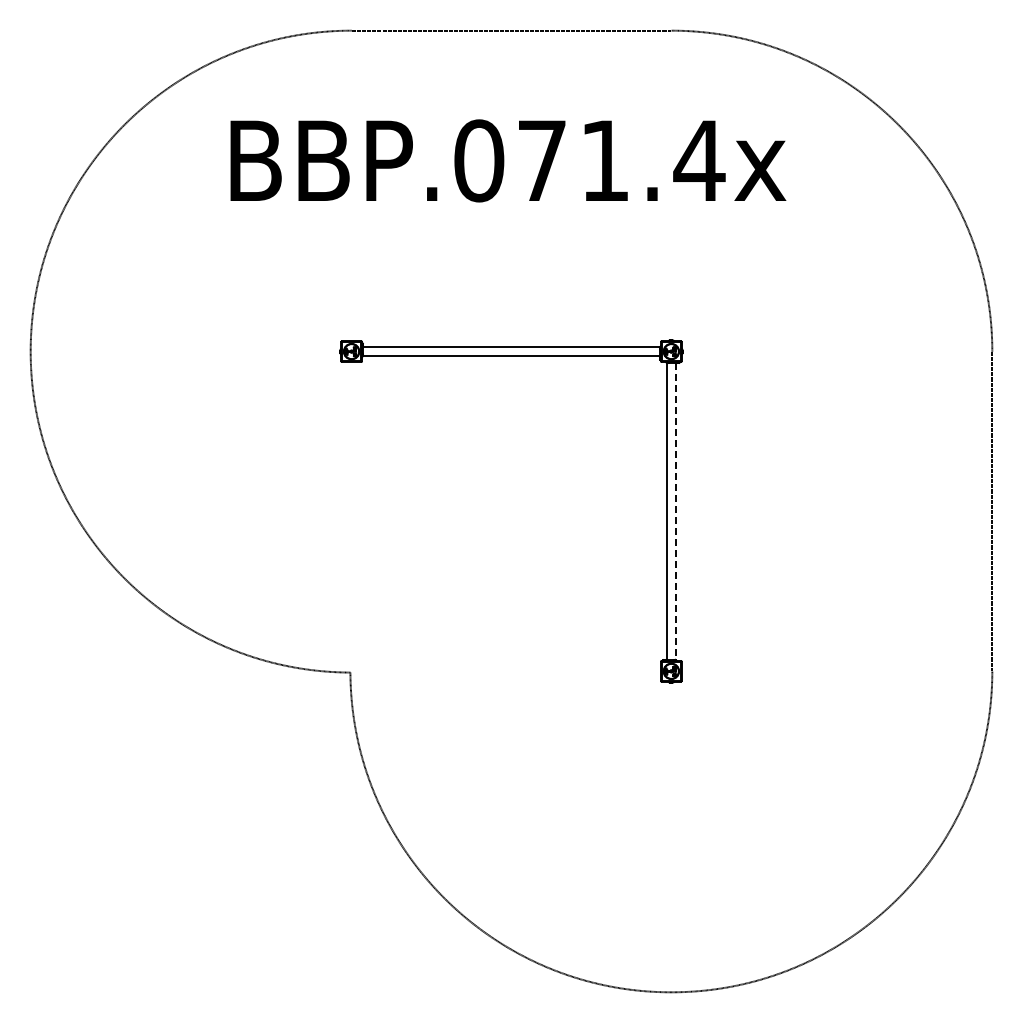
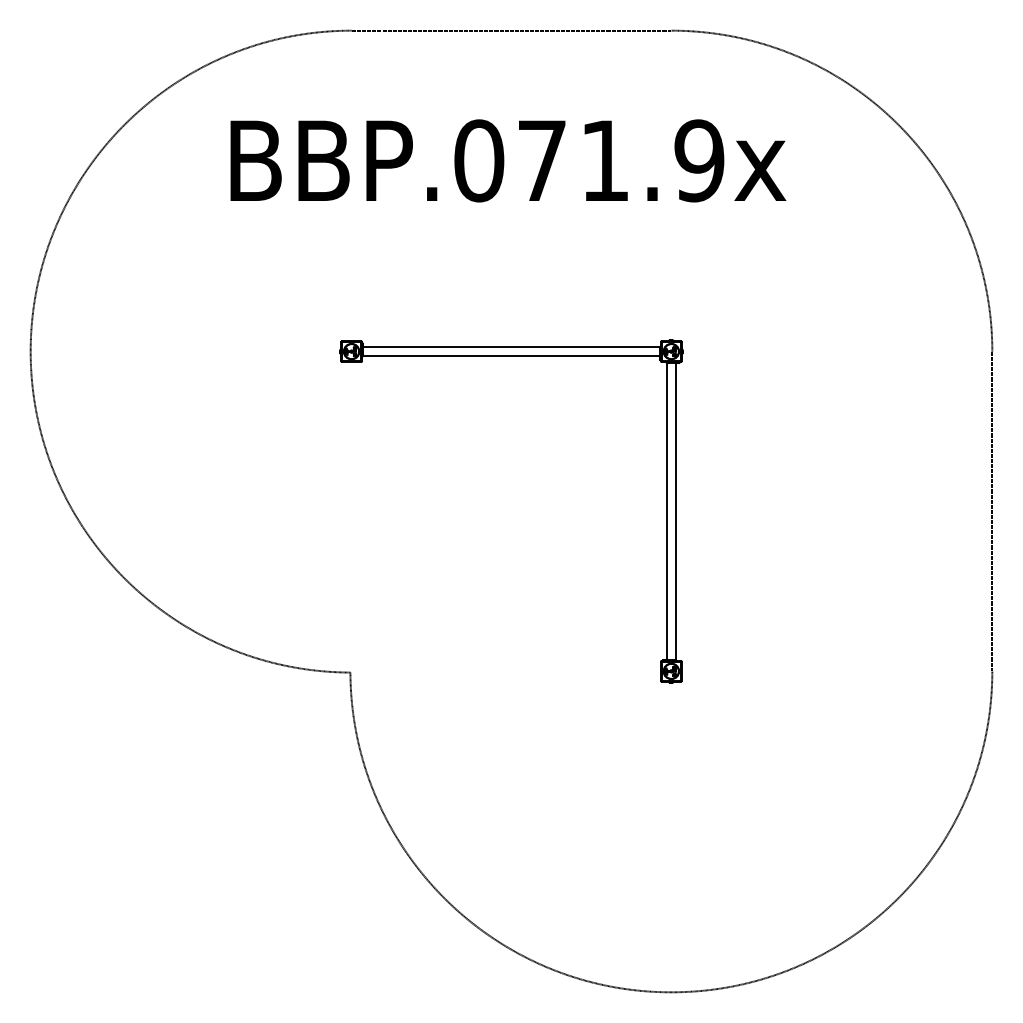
text: BBP.071.4x -> BBP.071.9x (699, 160)
line: dashed -> solid (675, 512)
